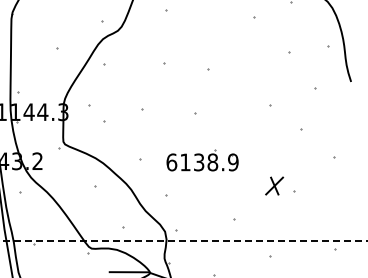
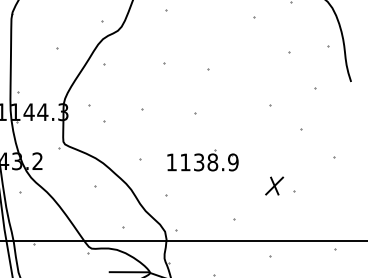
text: 6138.9 -> 1138.9 (171, 162)
line: dashed -> solid (183, 241)
